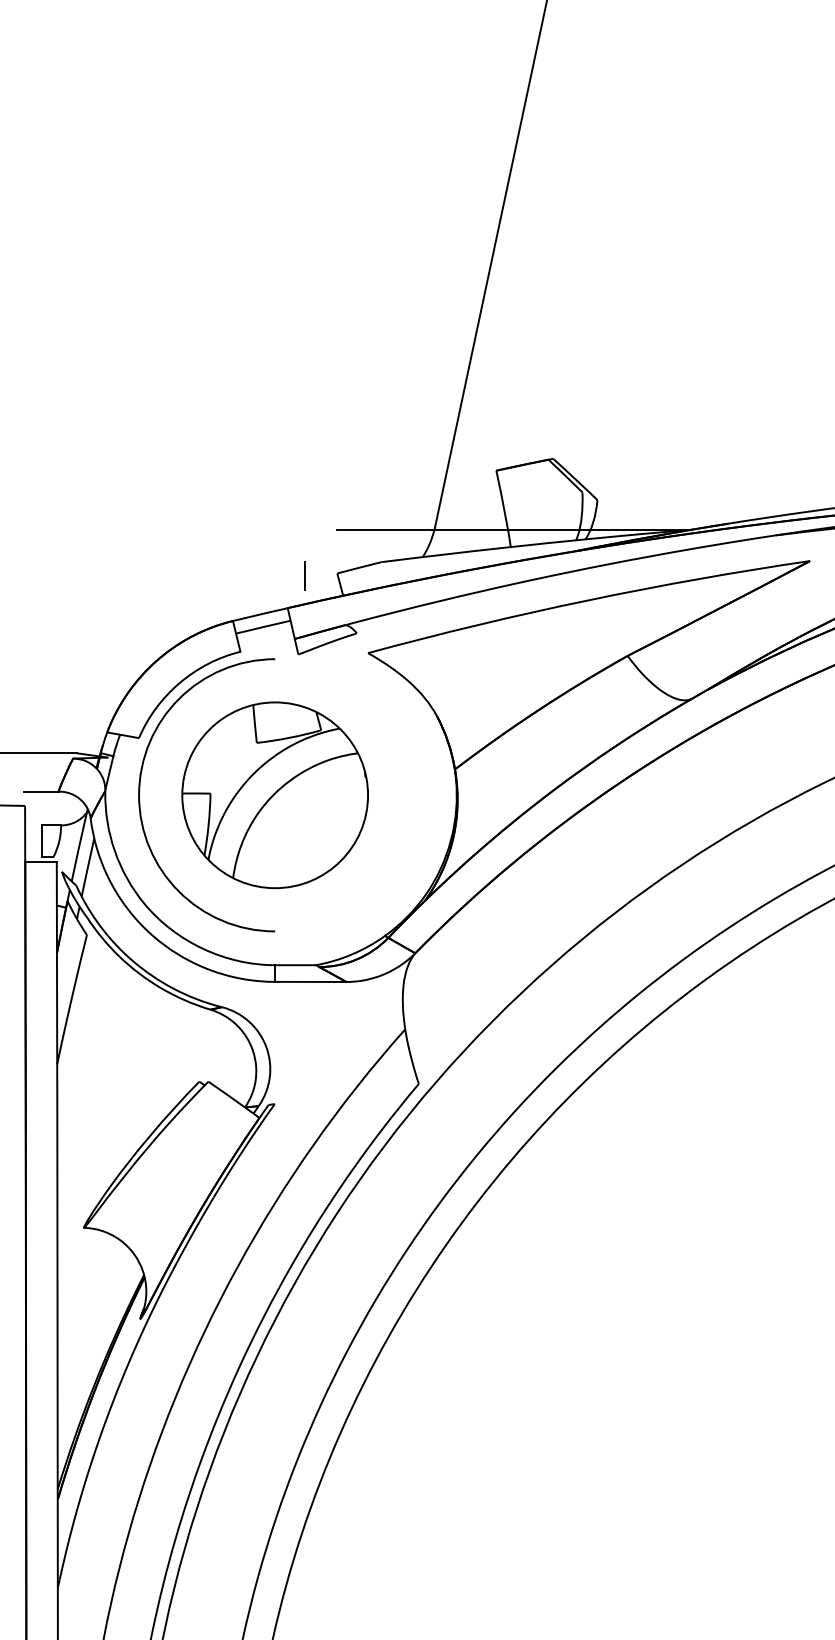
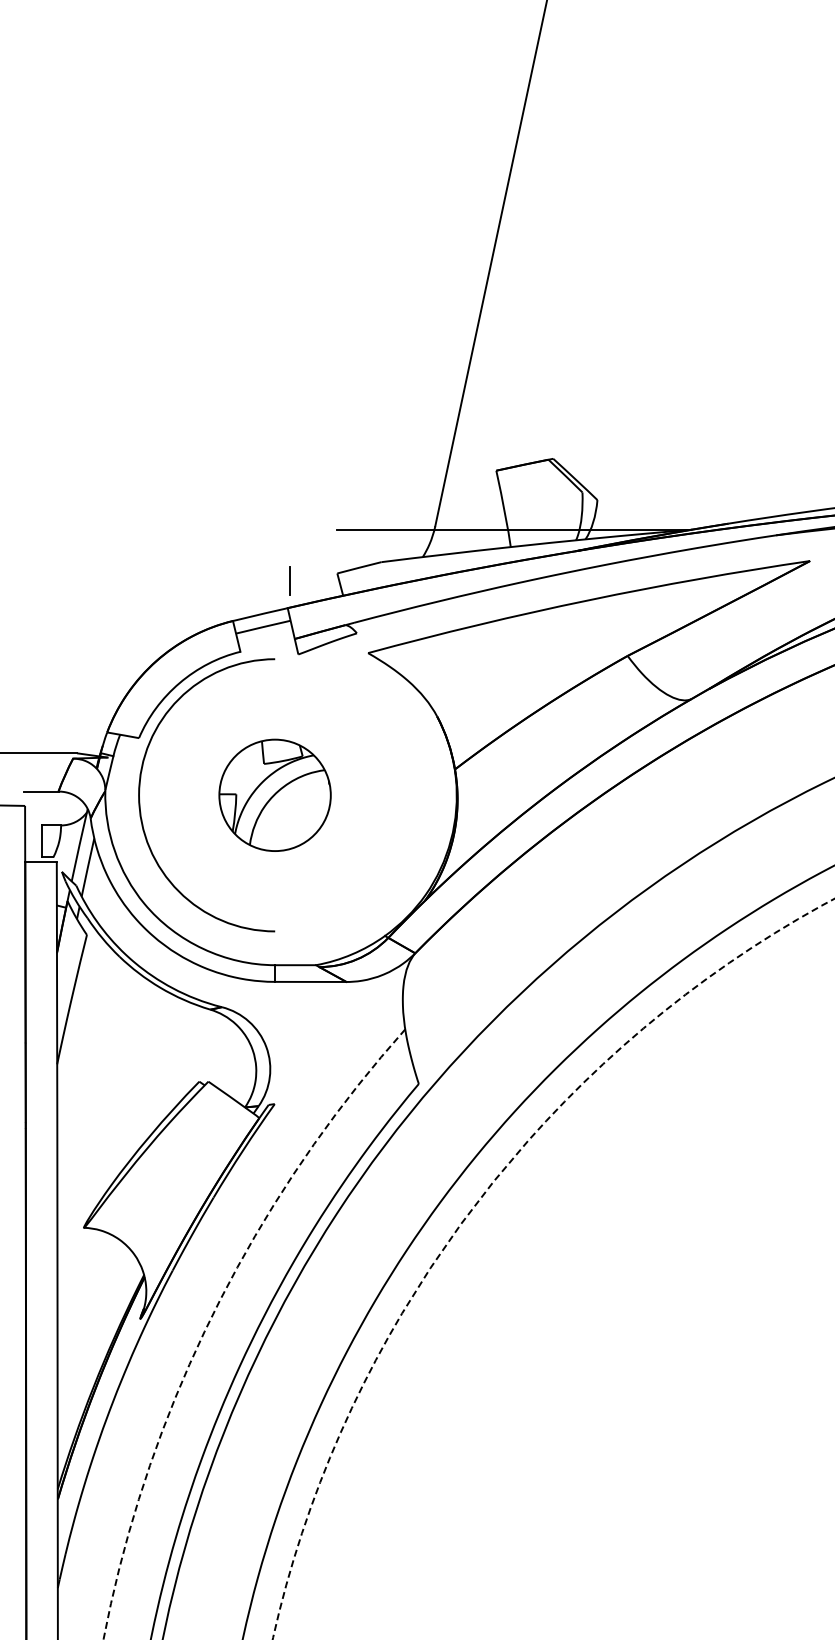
line position: (304, 575) -> (289, 580) (289, 580)
part size: 188x189 px -> 114x114 px (274, 794)
arc: solid -> dashed (472, 1208)
arc: solid -> dashed (213, 1314)
